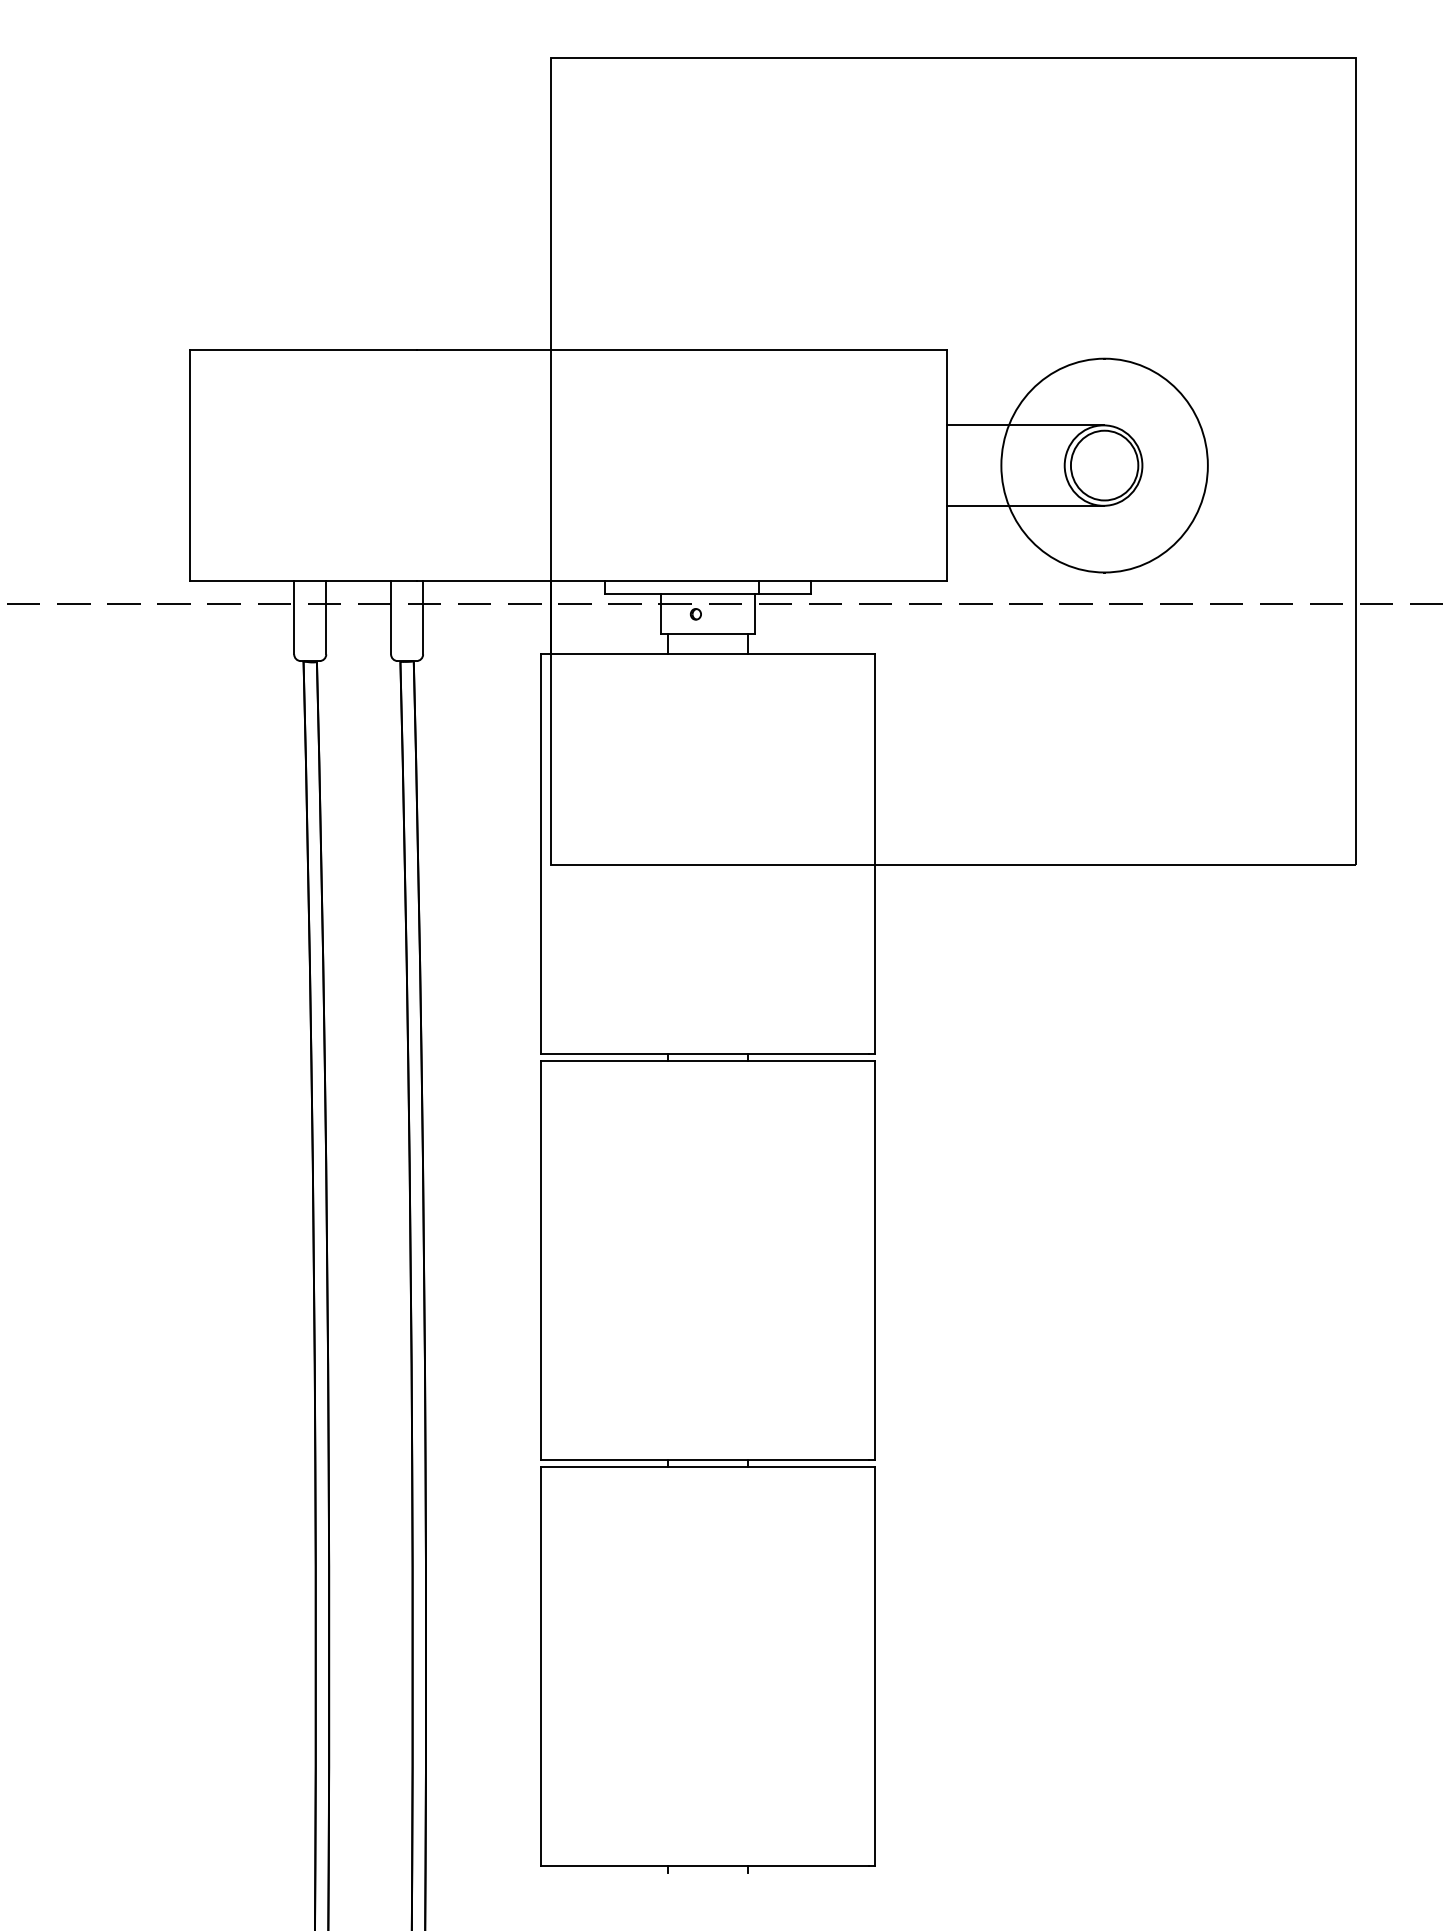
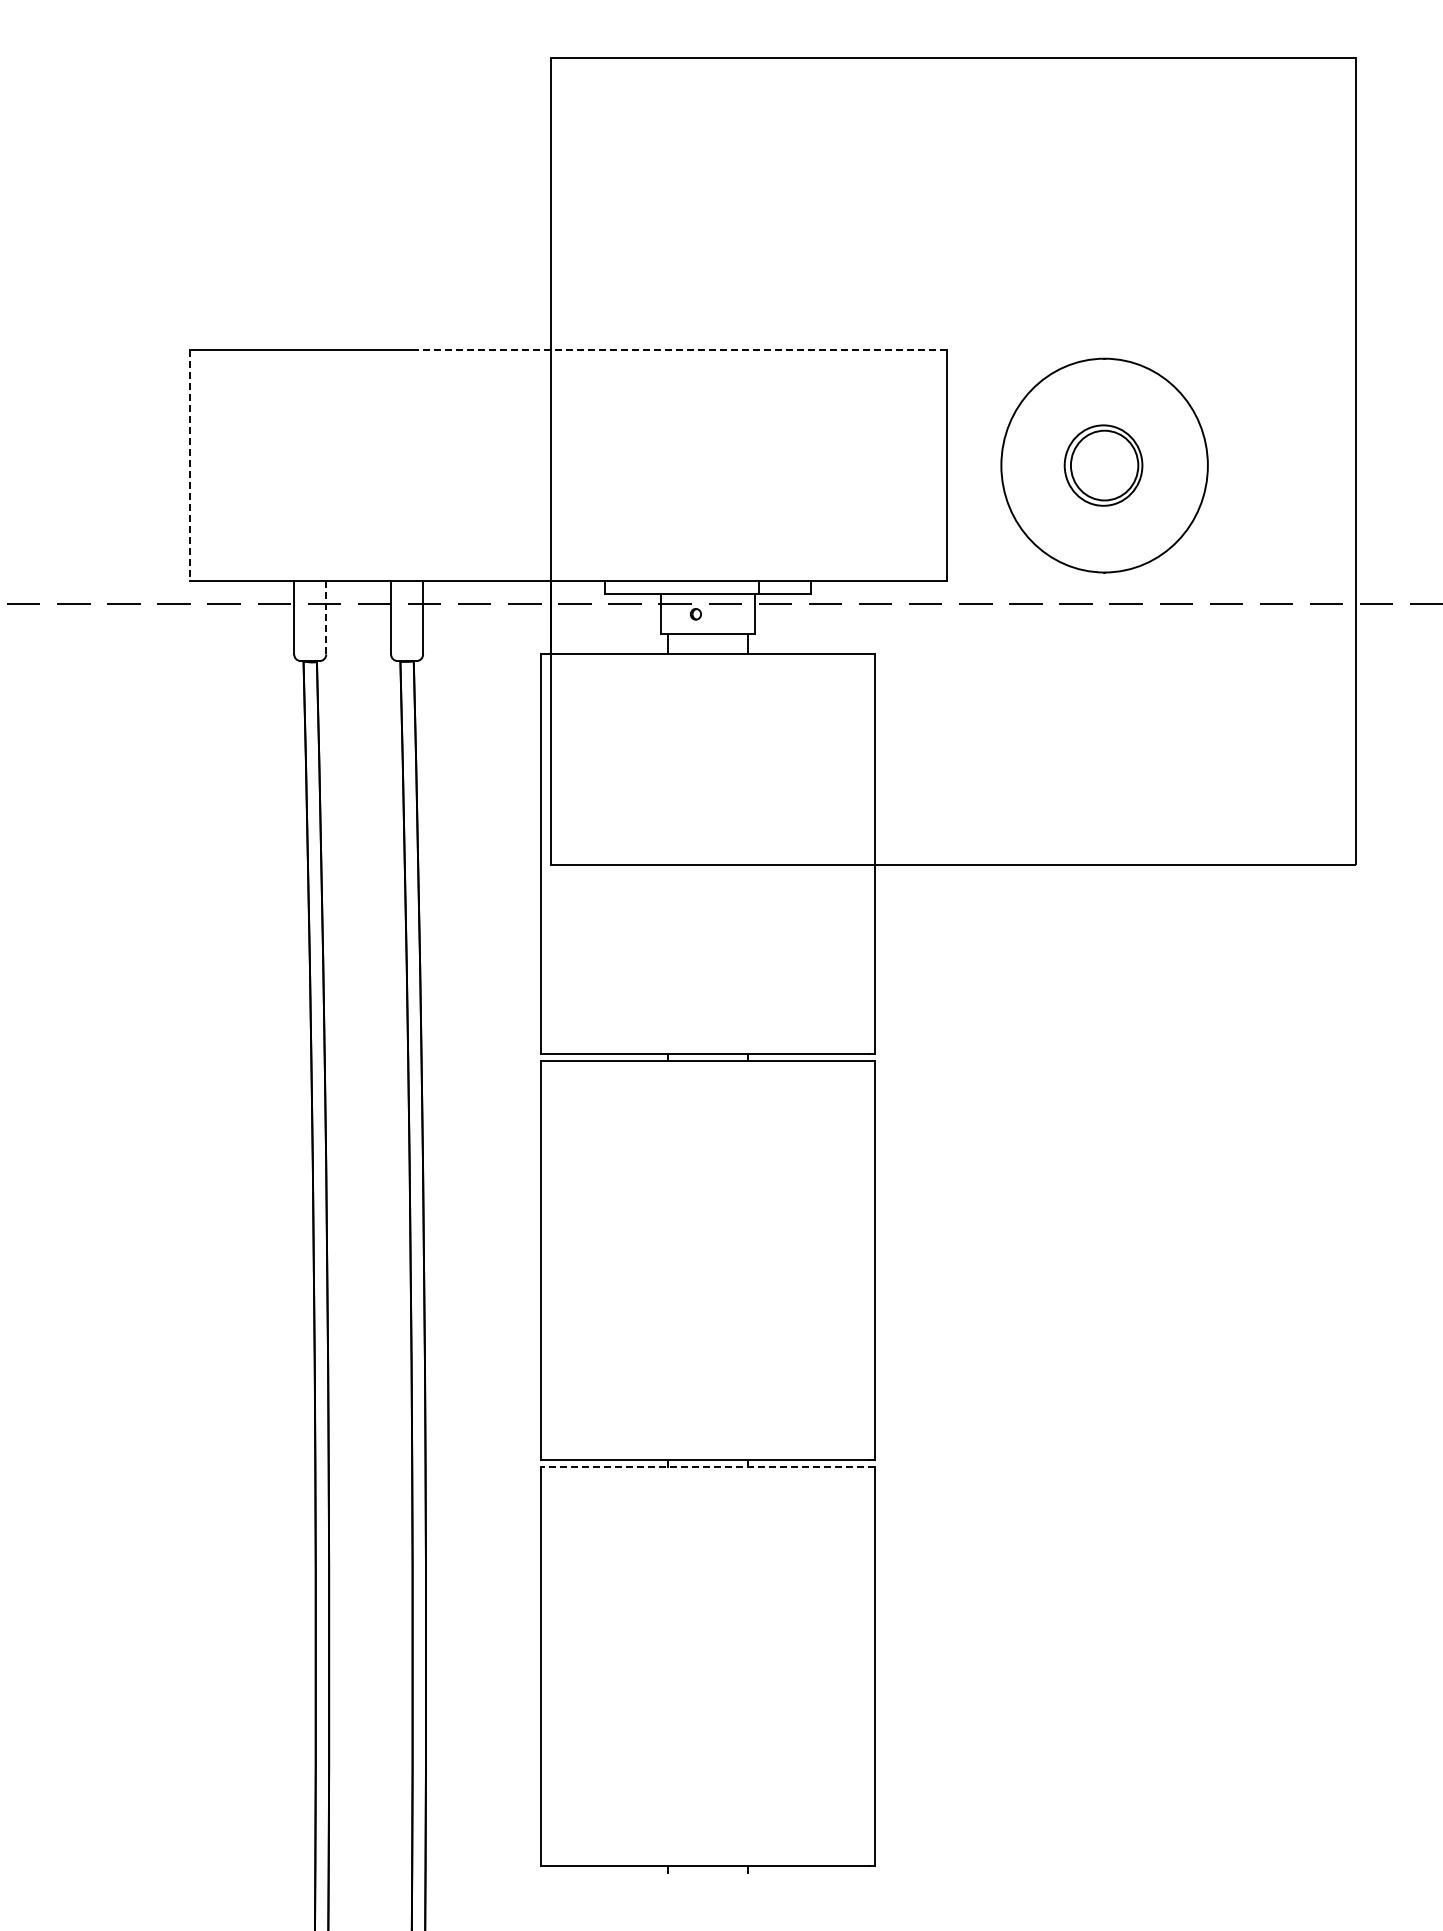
line: solid -> dashed (681, 350)
line: present -> none (1025, 425)
line: solid -> dashed (190, 466)
line: present -> none (1025, 505)
line: solid -> dashed (326, 617)
line: solid -> dashed (707, 1466)
